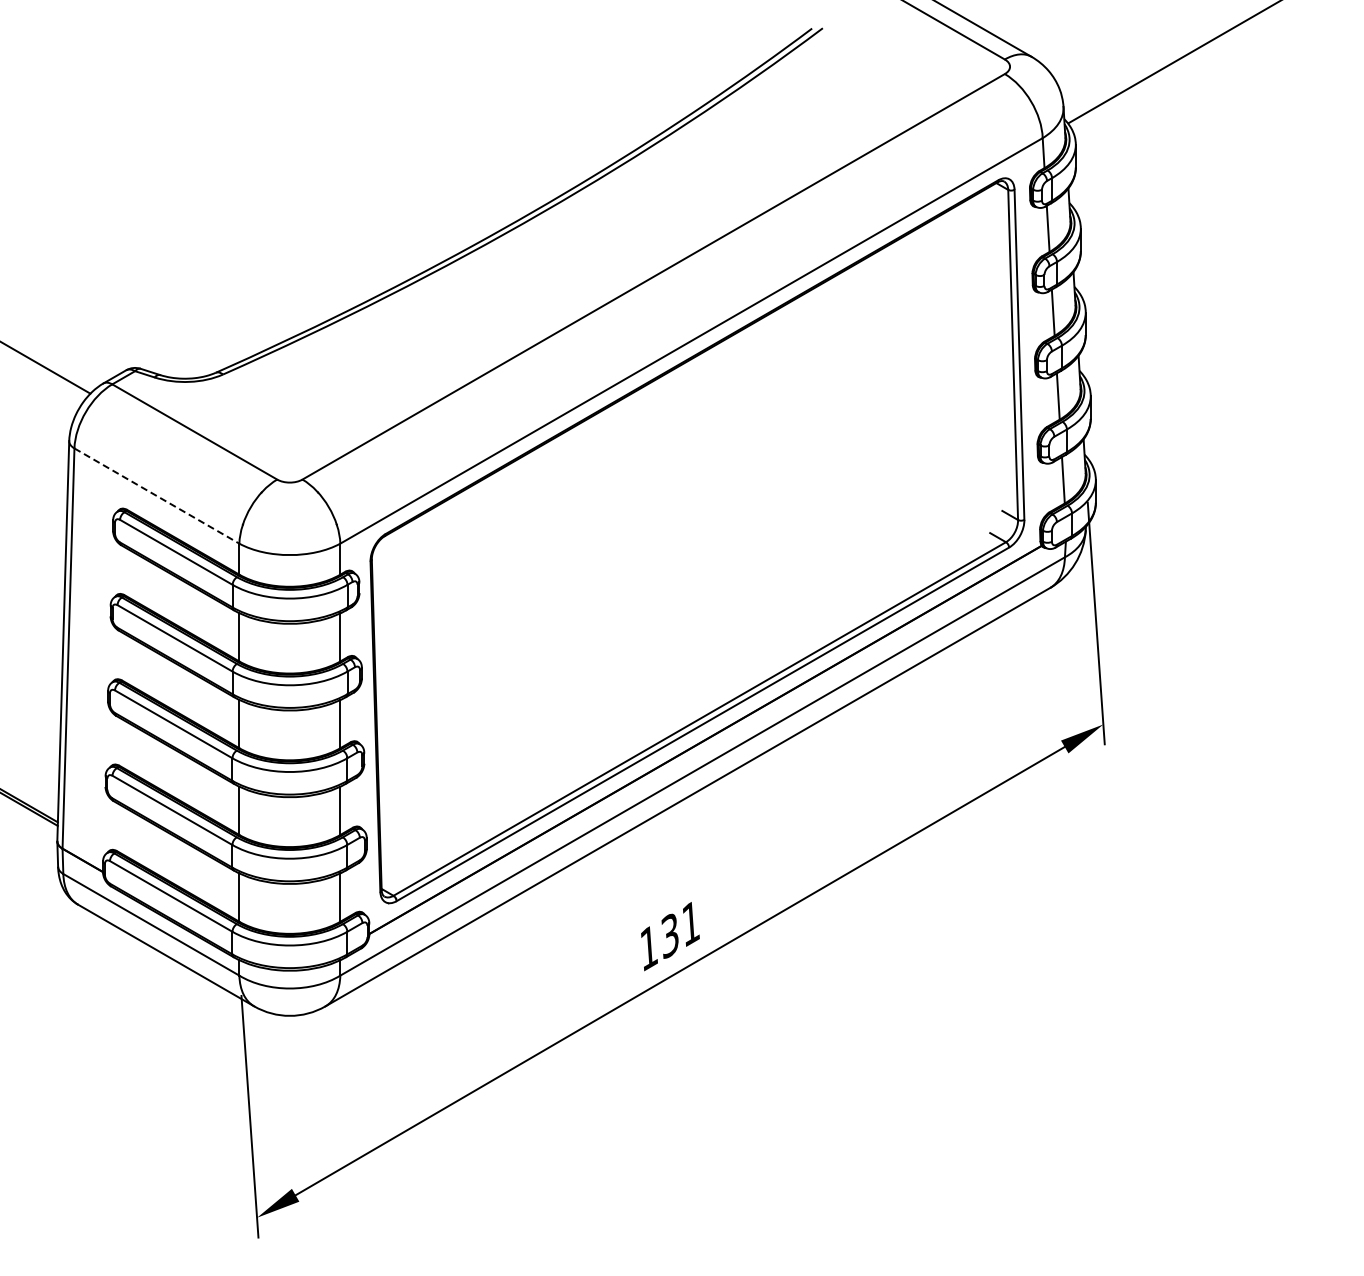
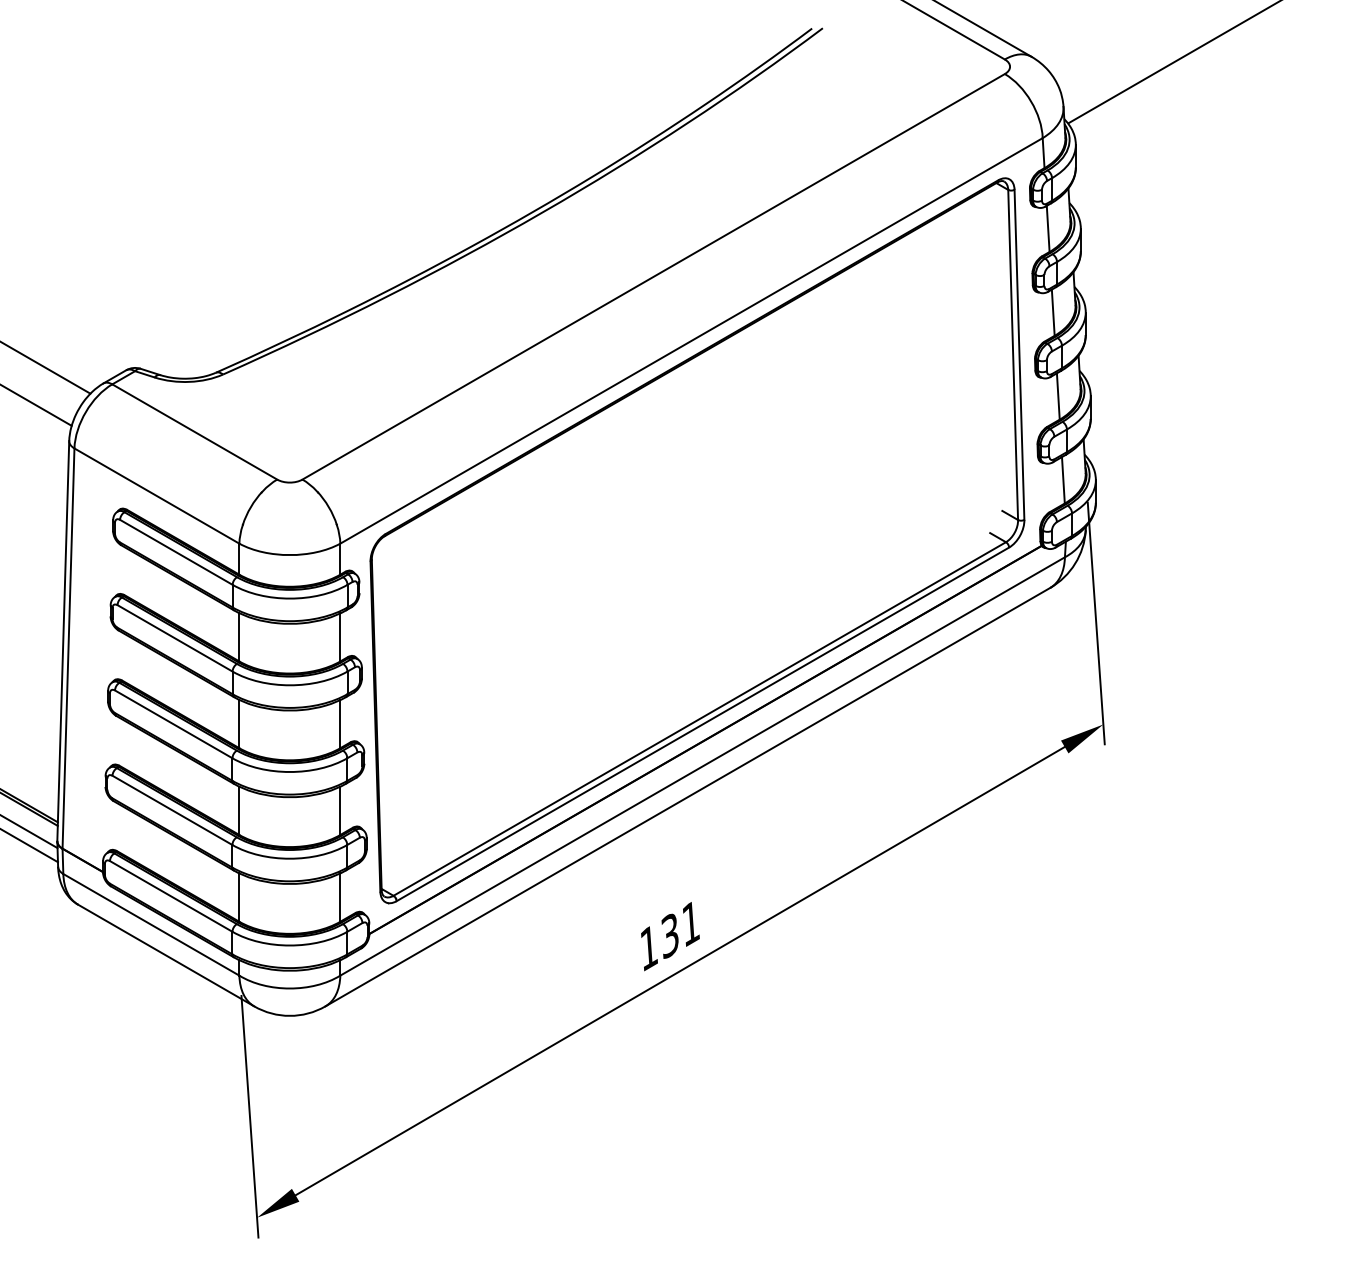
line: none -> present (36, 405)
line: dashed -> solid (157, 496)
line: none -> present (29, 832)
line: none -> present (29, 846)
